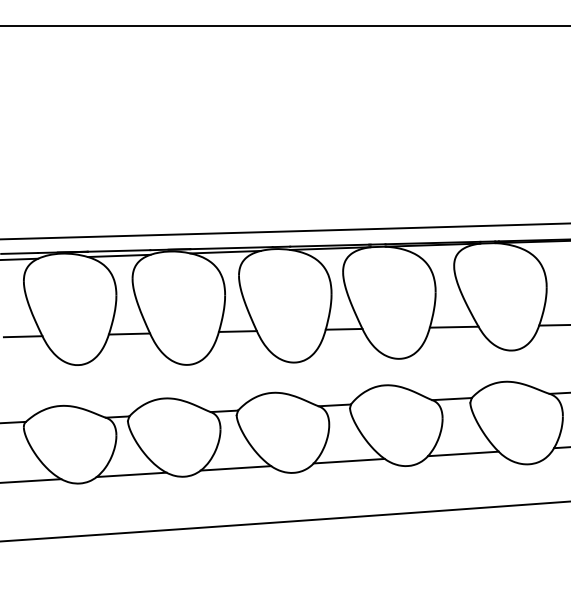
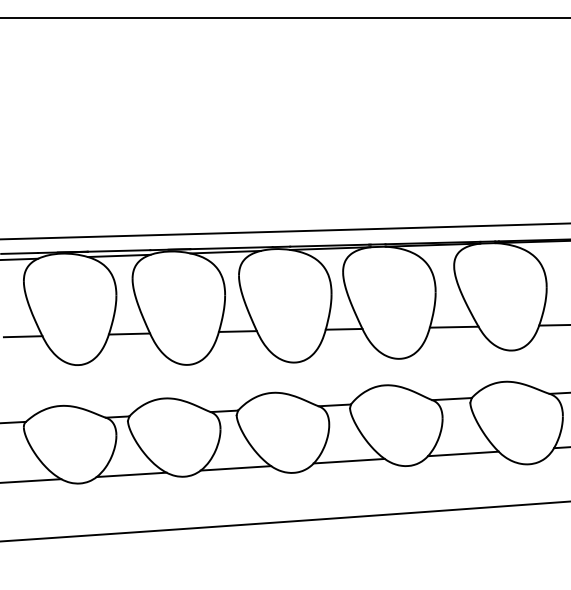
line position: (284, 25) -> (284, 17) (284, 17)
